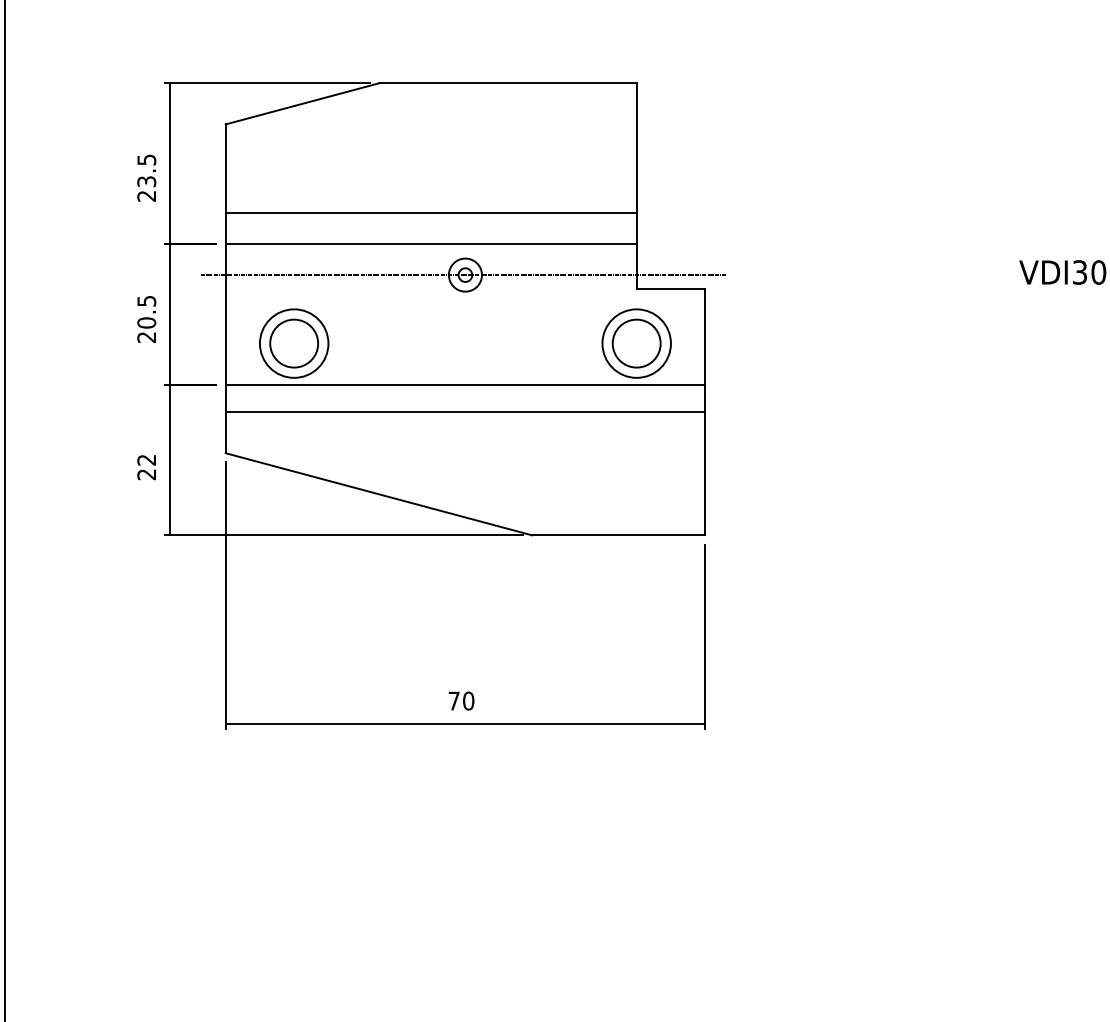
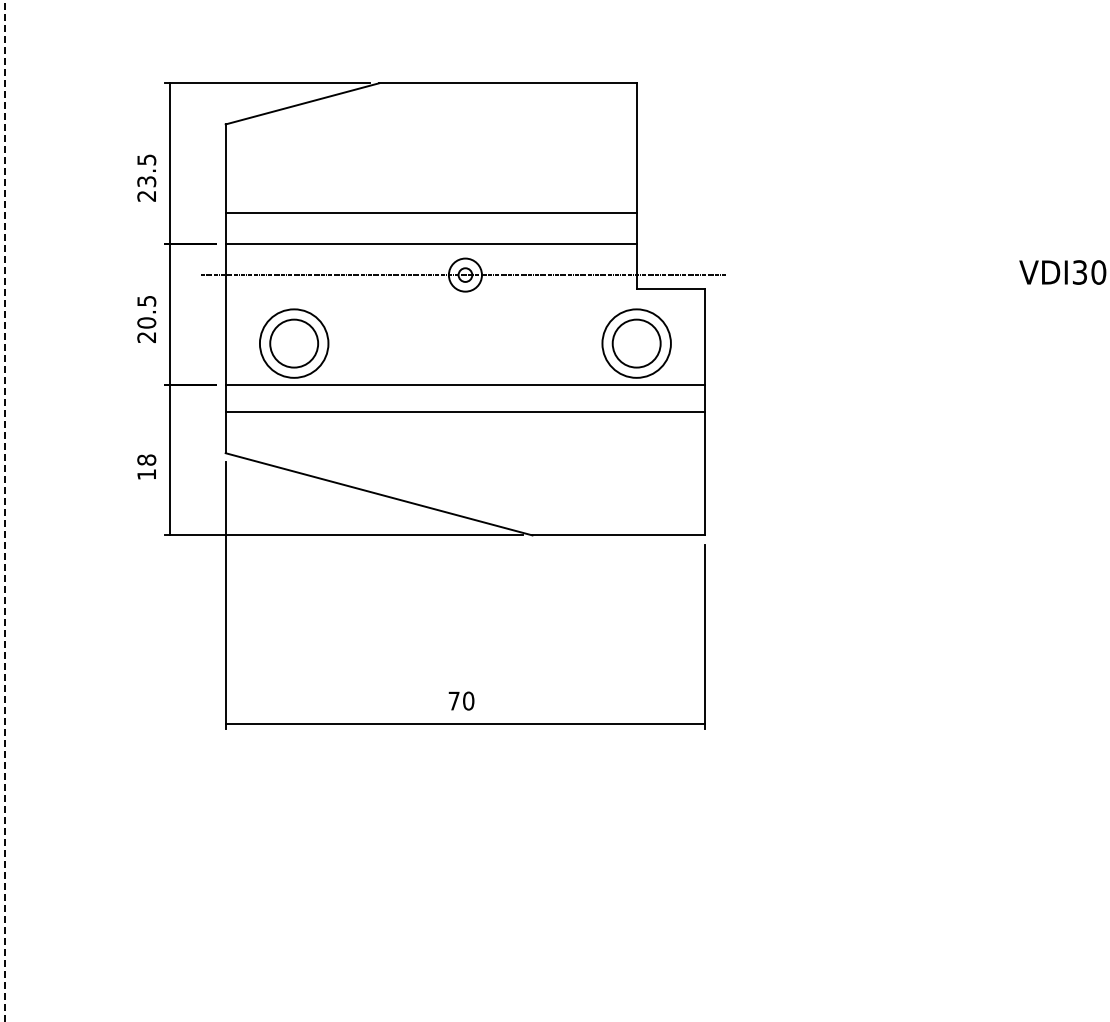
text: 22 -> 18 (146, 467)
line: solid -> dashed (4, 510)
